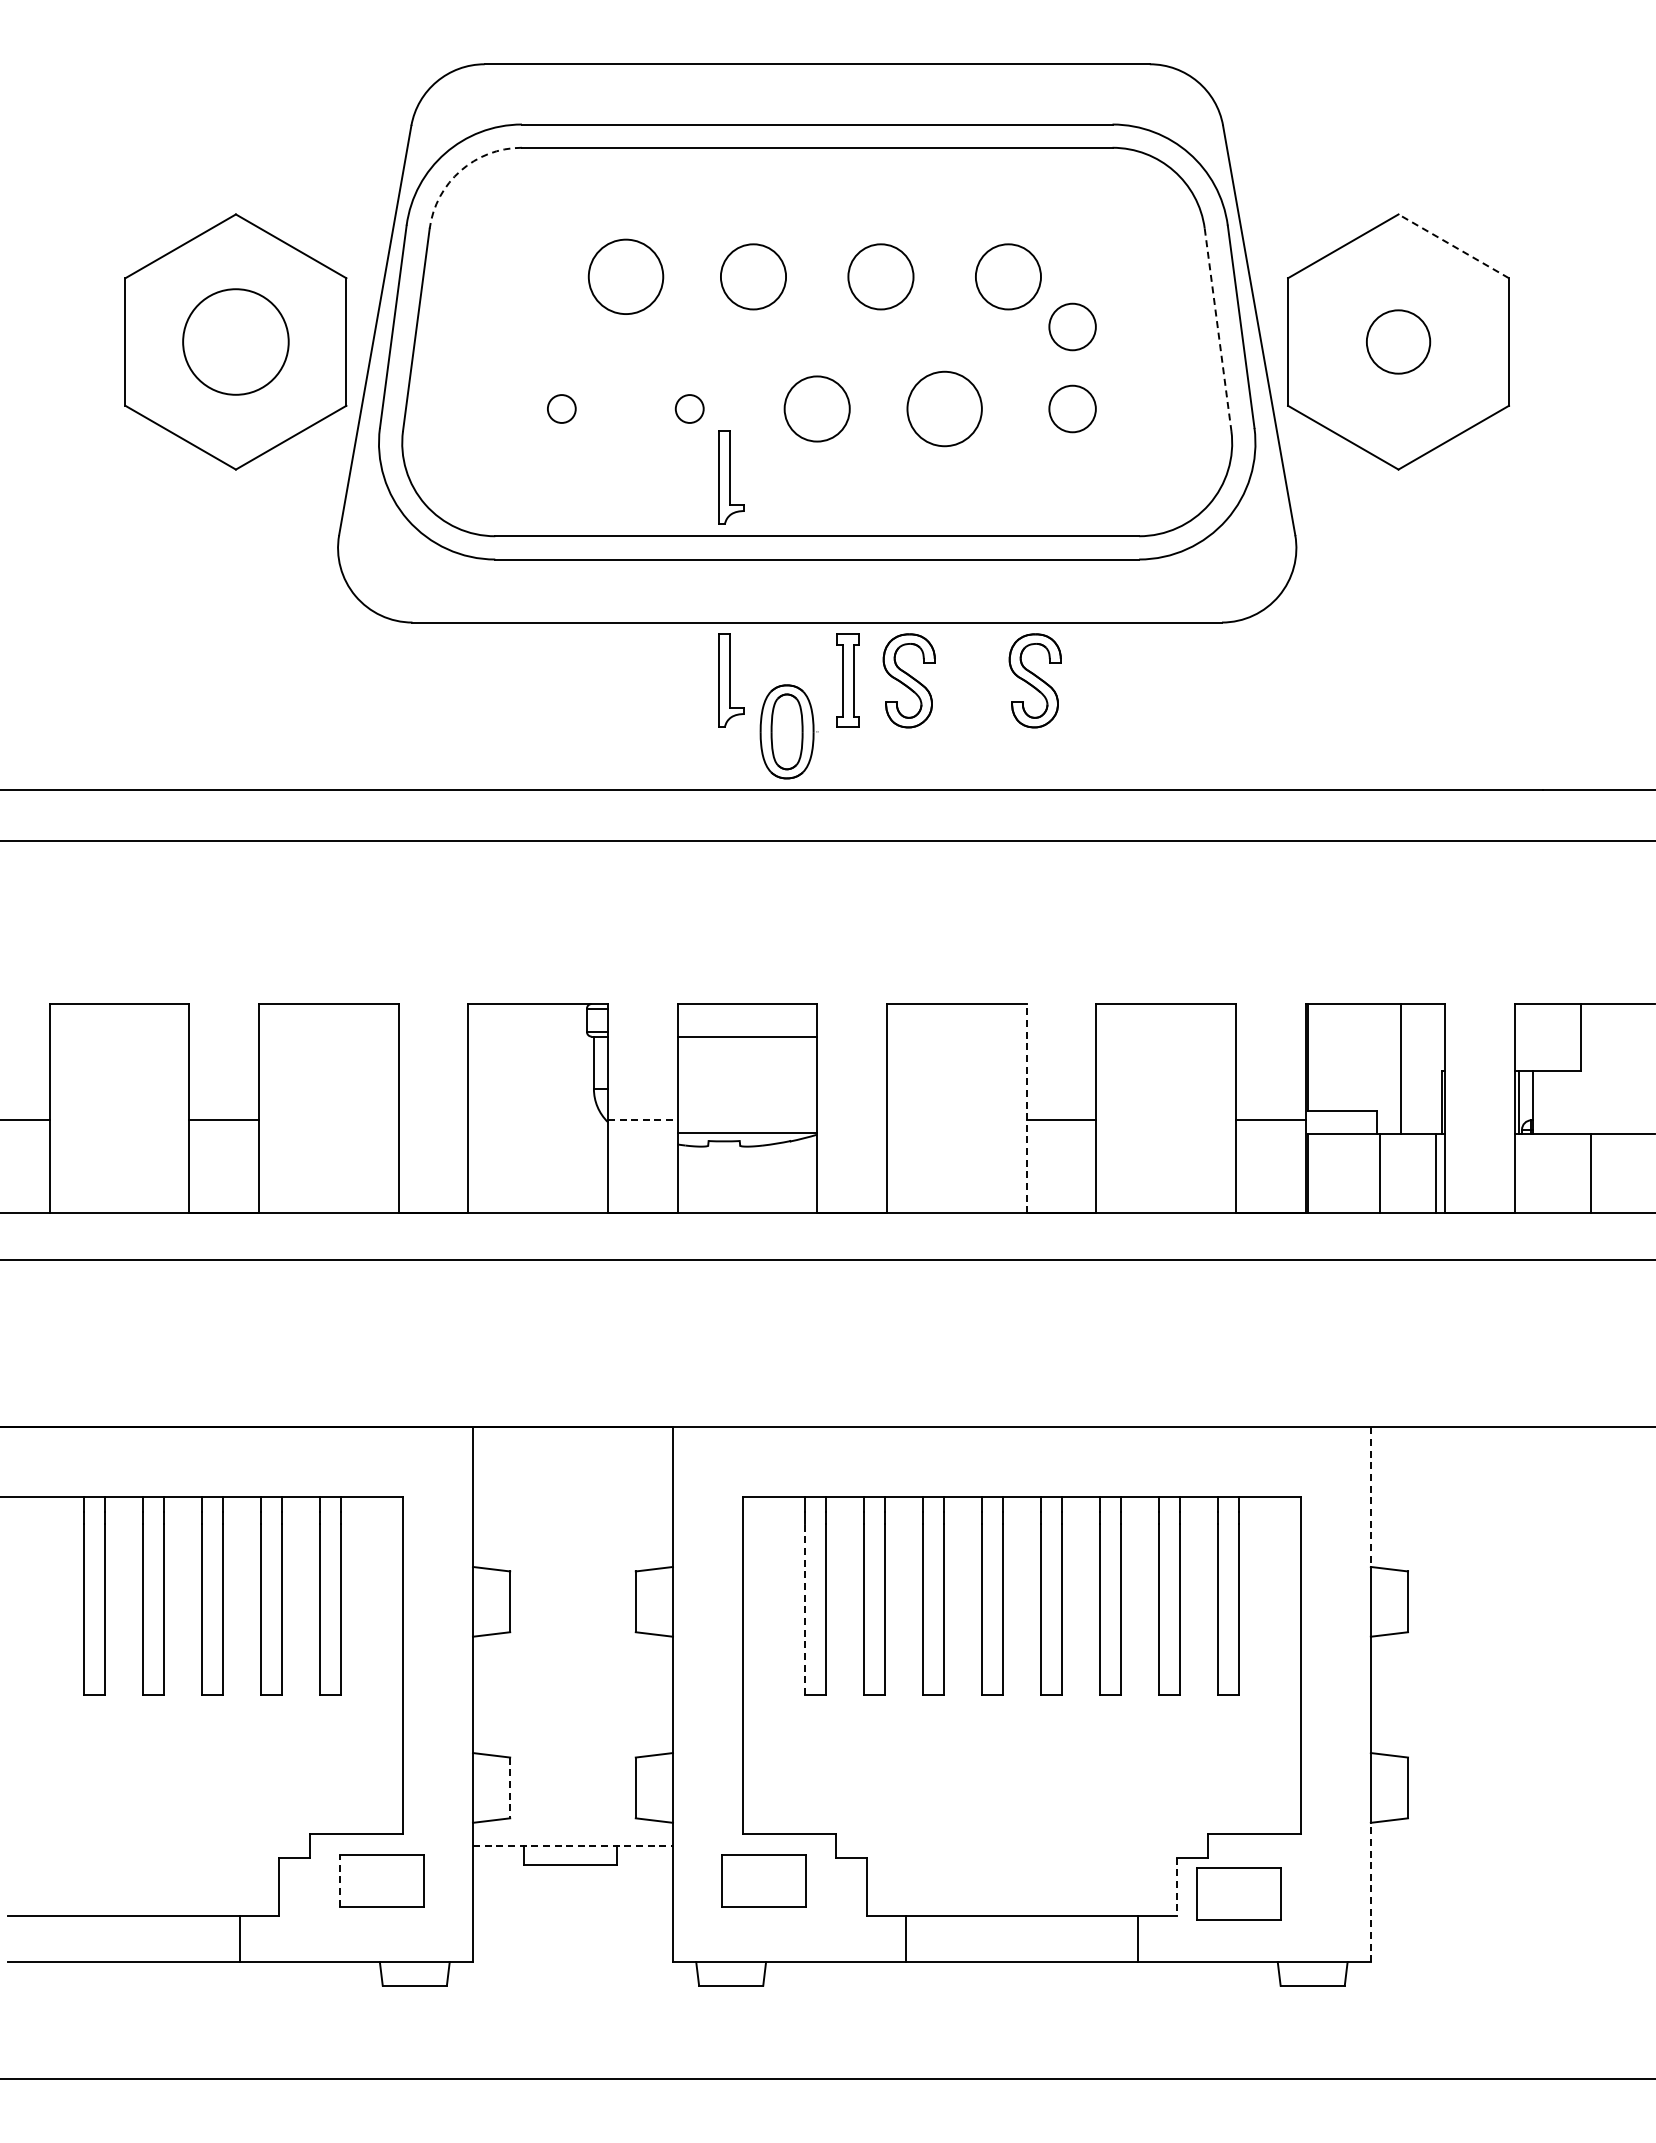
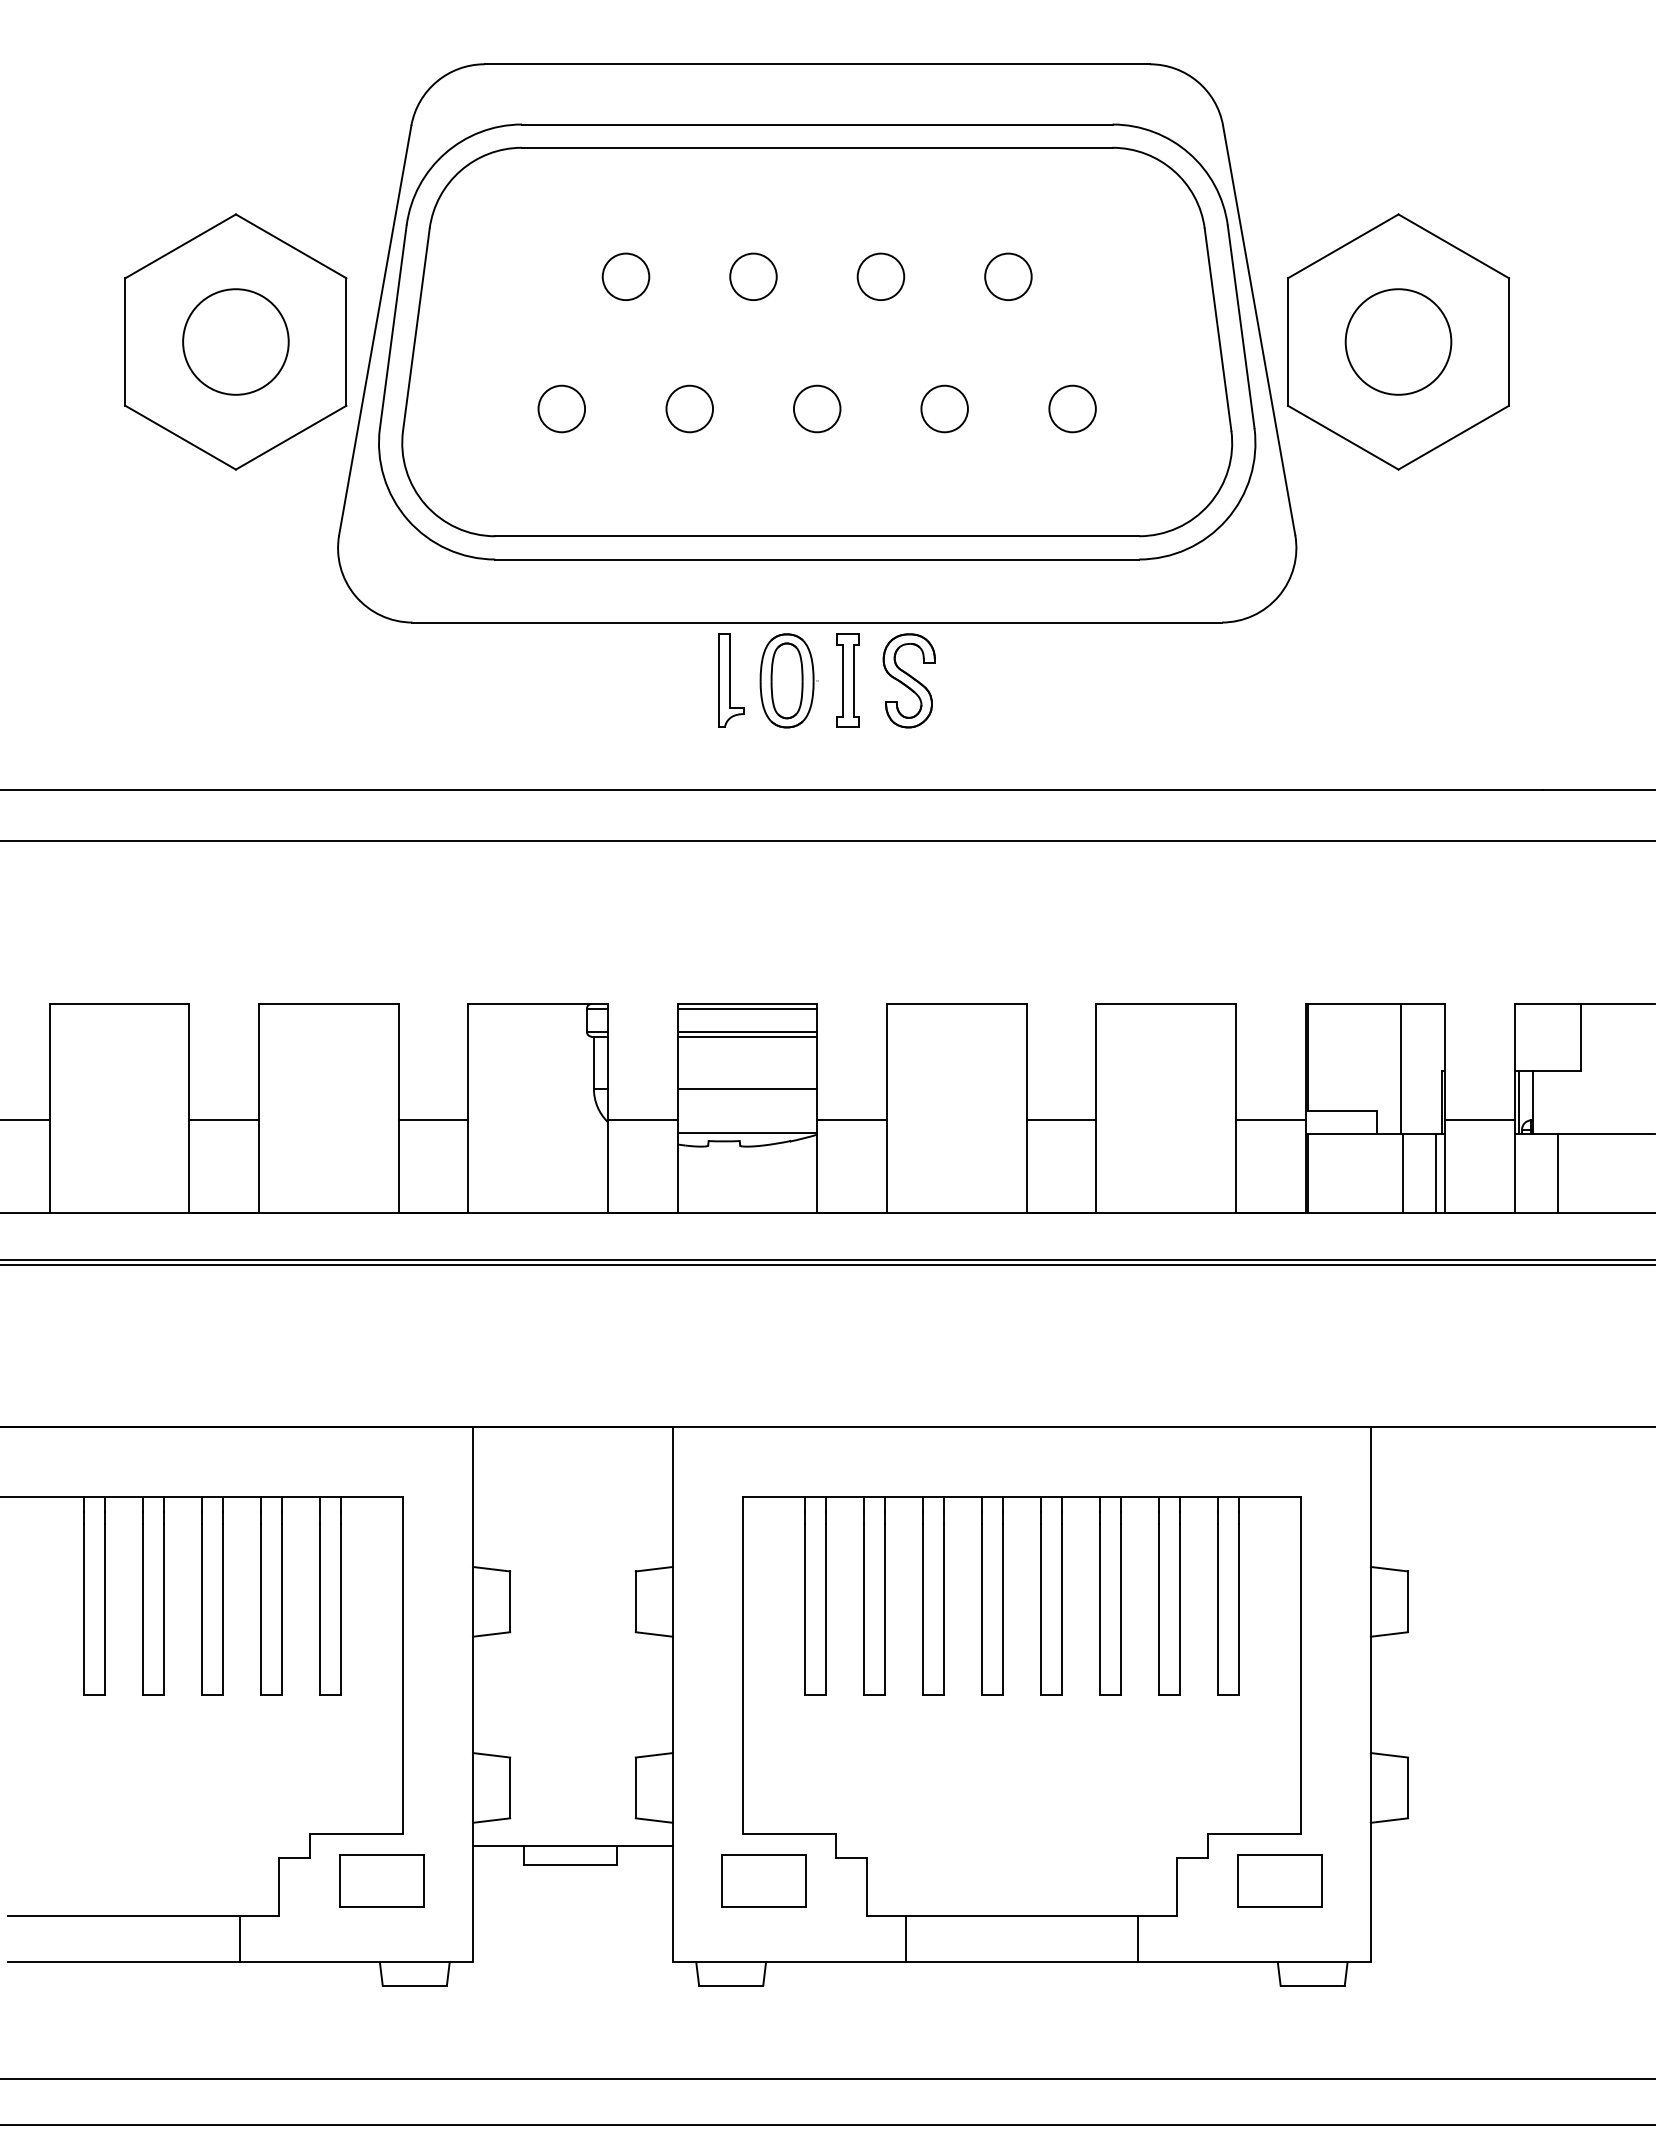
arc: dashed -> solid (460, 170)
line: dashed -> solid (1453, 246)
circle diameter: 74 px -> 47 px (625, 276)
circle diameter: 65 px -> 47 px (753, 276)
circle diameter: 65 px -> 47 px (880, 276)
circle diameter: 65 px -> 47 px (1008, 276)
circle: present -> none (1072, 326)
line: dashed -> solid (1218, 330)
circle diameter: 63 px -> 106 px (1398, 341)
circle diameter: 28 px -> 47 px (561, 408)
circle diameter: 28 px -> 47 px (689, 408)
circle diameter: 65 px -> 47 px (816, 408)
circle diameter: 74 px -> 47 px (944, 408)
part: present -> none (731, 477)
part: present -> none (1034, 680)
part position: (788, 731) -> (788, 680) (788, 680)
line: none -> present (747, 1008)
line: none -> present (747, 1031)
line: none -> present (747, 1088)
line: dashed -> solid (1026, 1108)
line: none -> present (433, 1120)
line: dashed -> solid (642, 1120)
line: none -> present (852, 1120)
line: none -> present (1480, 1120)
line position: (1380, 1173) -> (1403, 1173) (1403, 1173)
line position: (1591, 1173) -> (1558, 1173) (1558, 1173)
line: none -> present (827, 1264)
line: dashed -> solid (1370, 1497)
line: dashed -> solid (804, 1609)
line: dashed -> solid (510, 1788)
line: dashed -> solid (573, 1846)
line: dashed -> solid (340, 1880)
line: dashed -> solid (1176, 1887)
line: dashed -> solid (1370, 1892)
part position: (1238, 1893) -> (1279, 1880) (1279, 1880)
line: none -> present (827, 2125)
